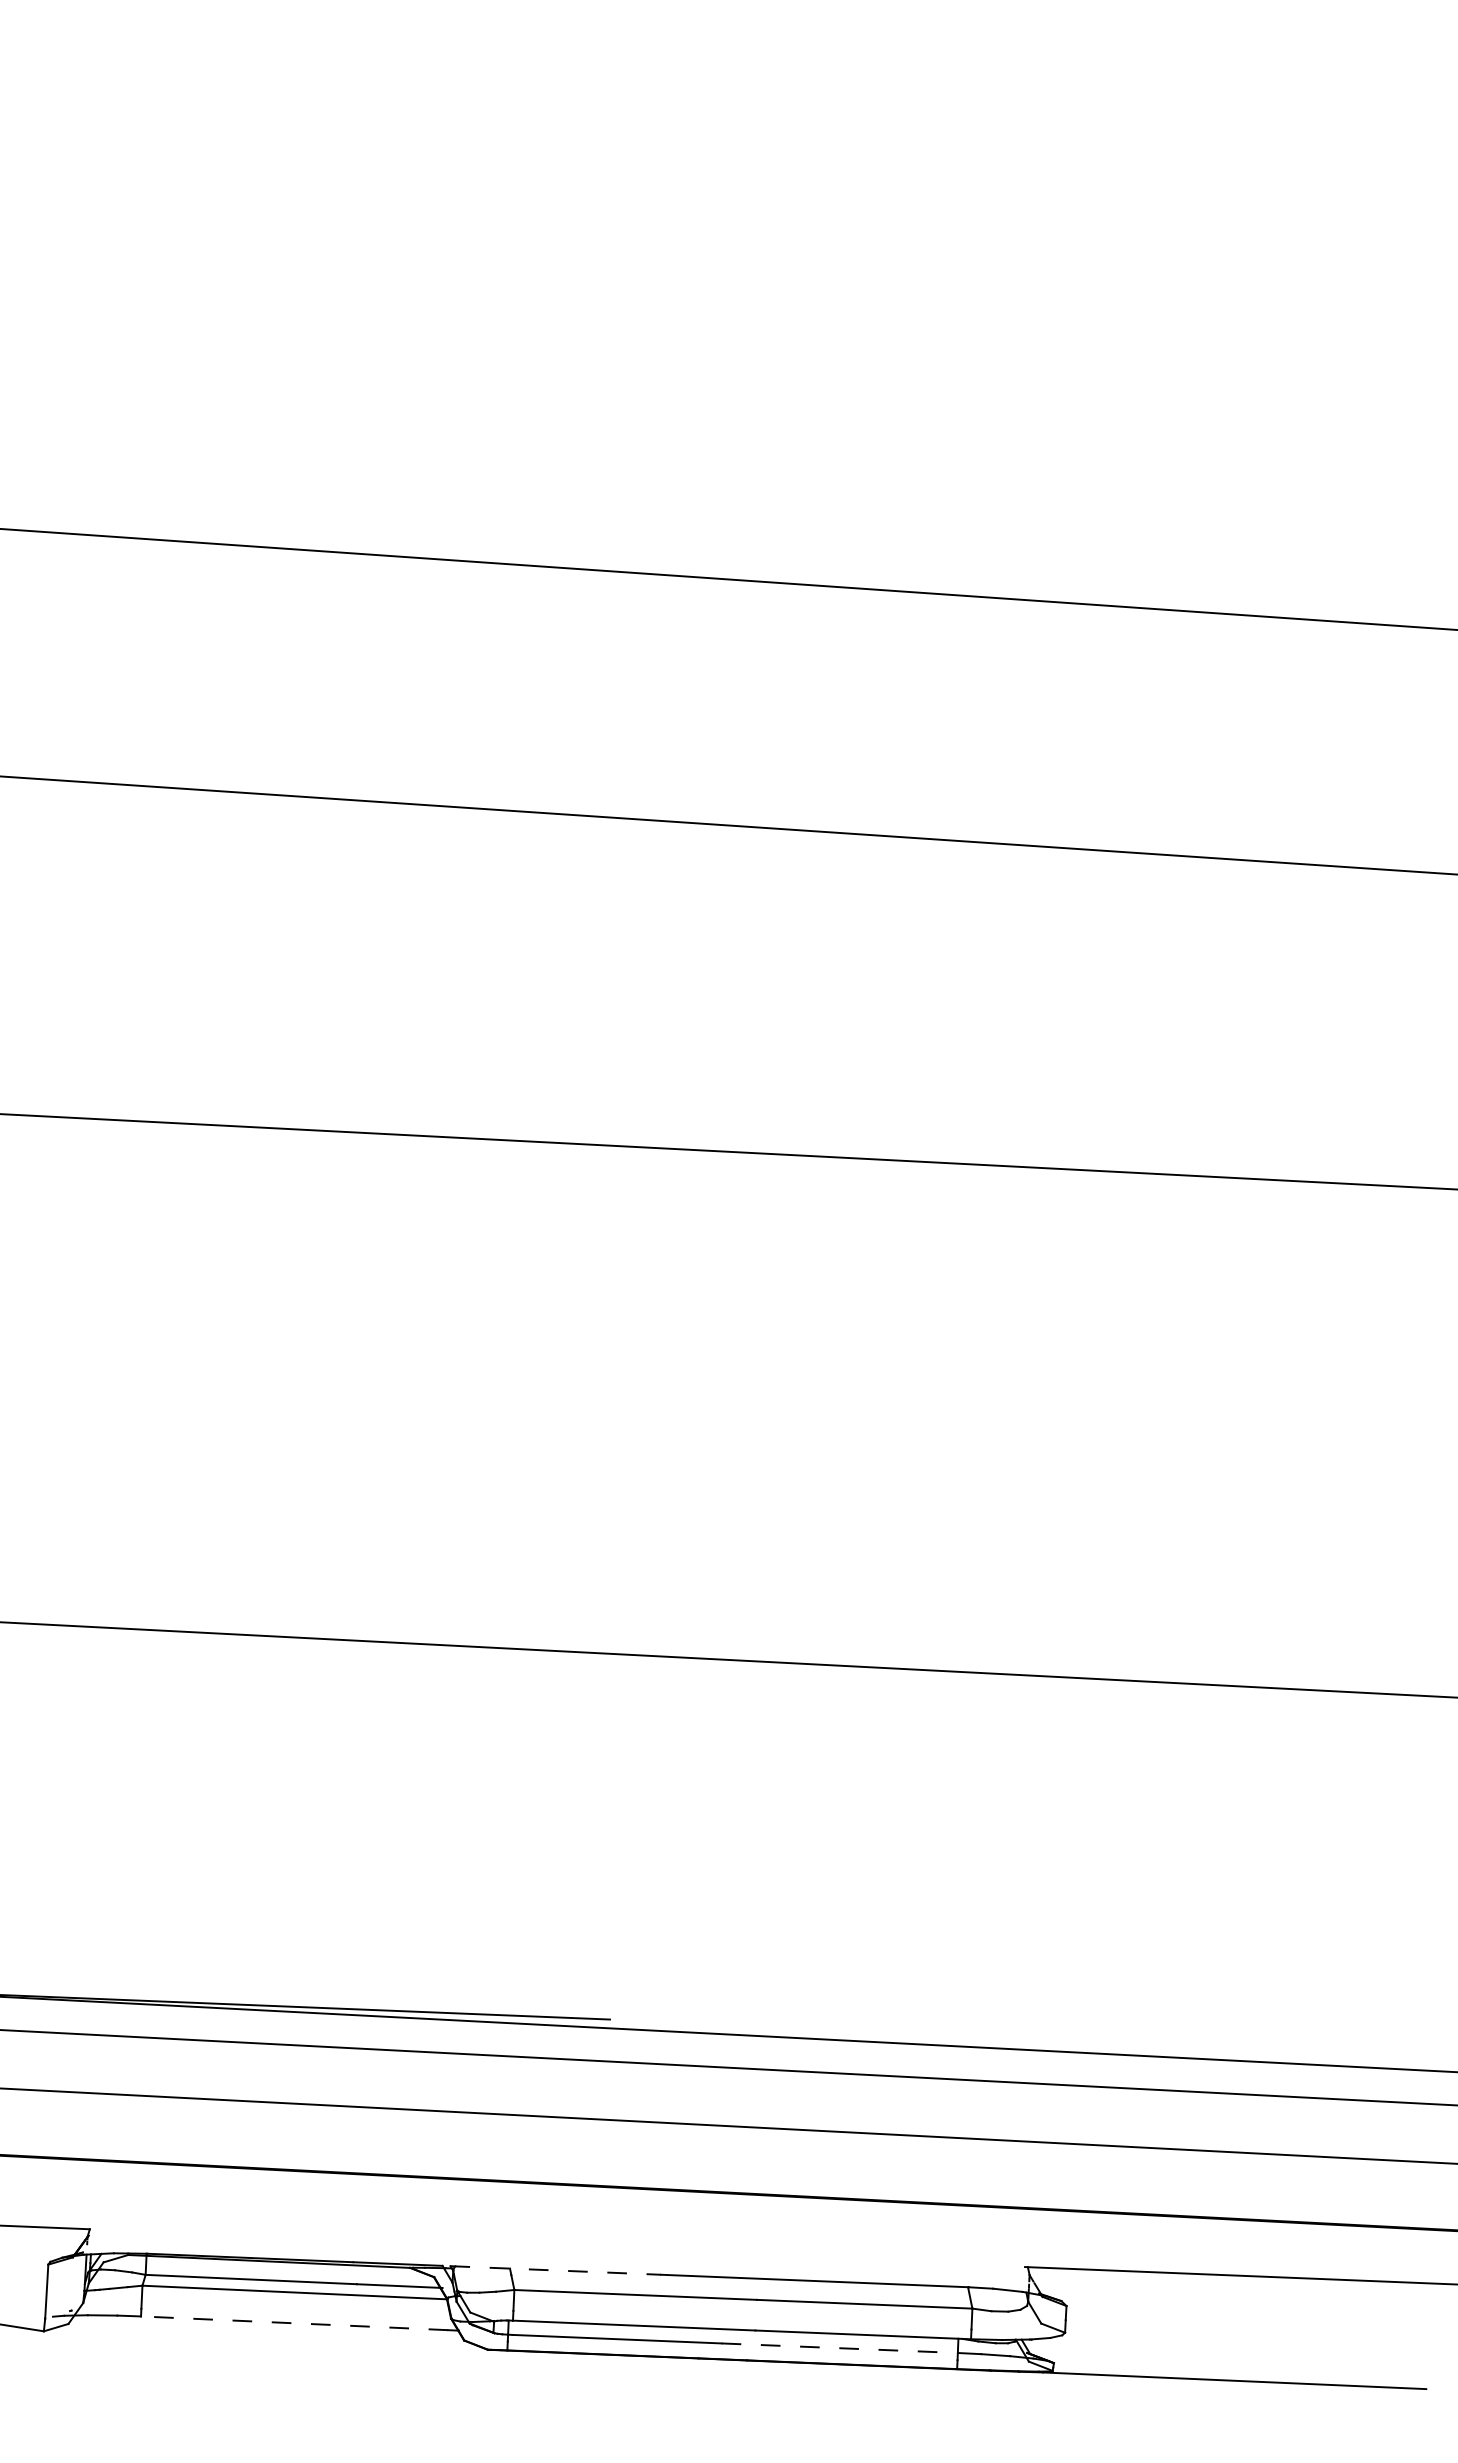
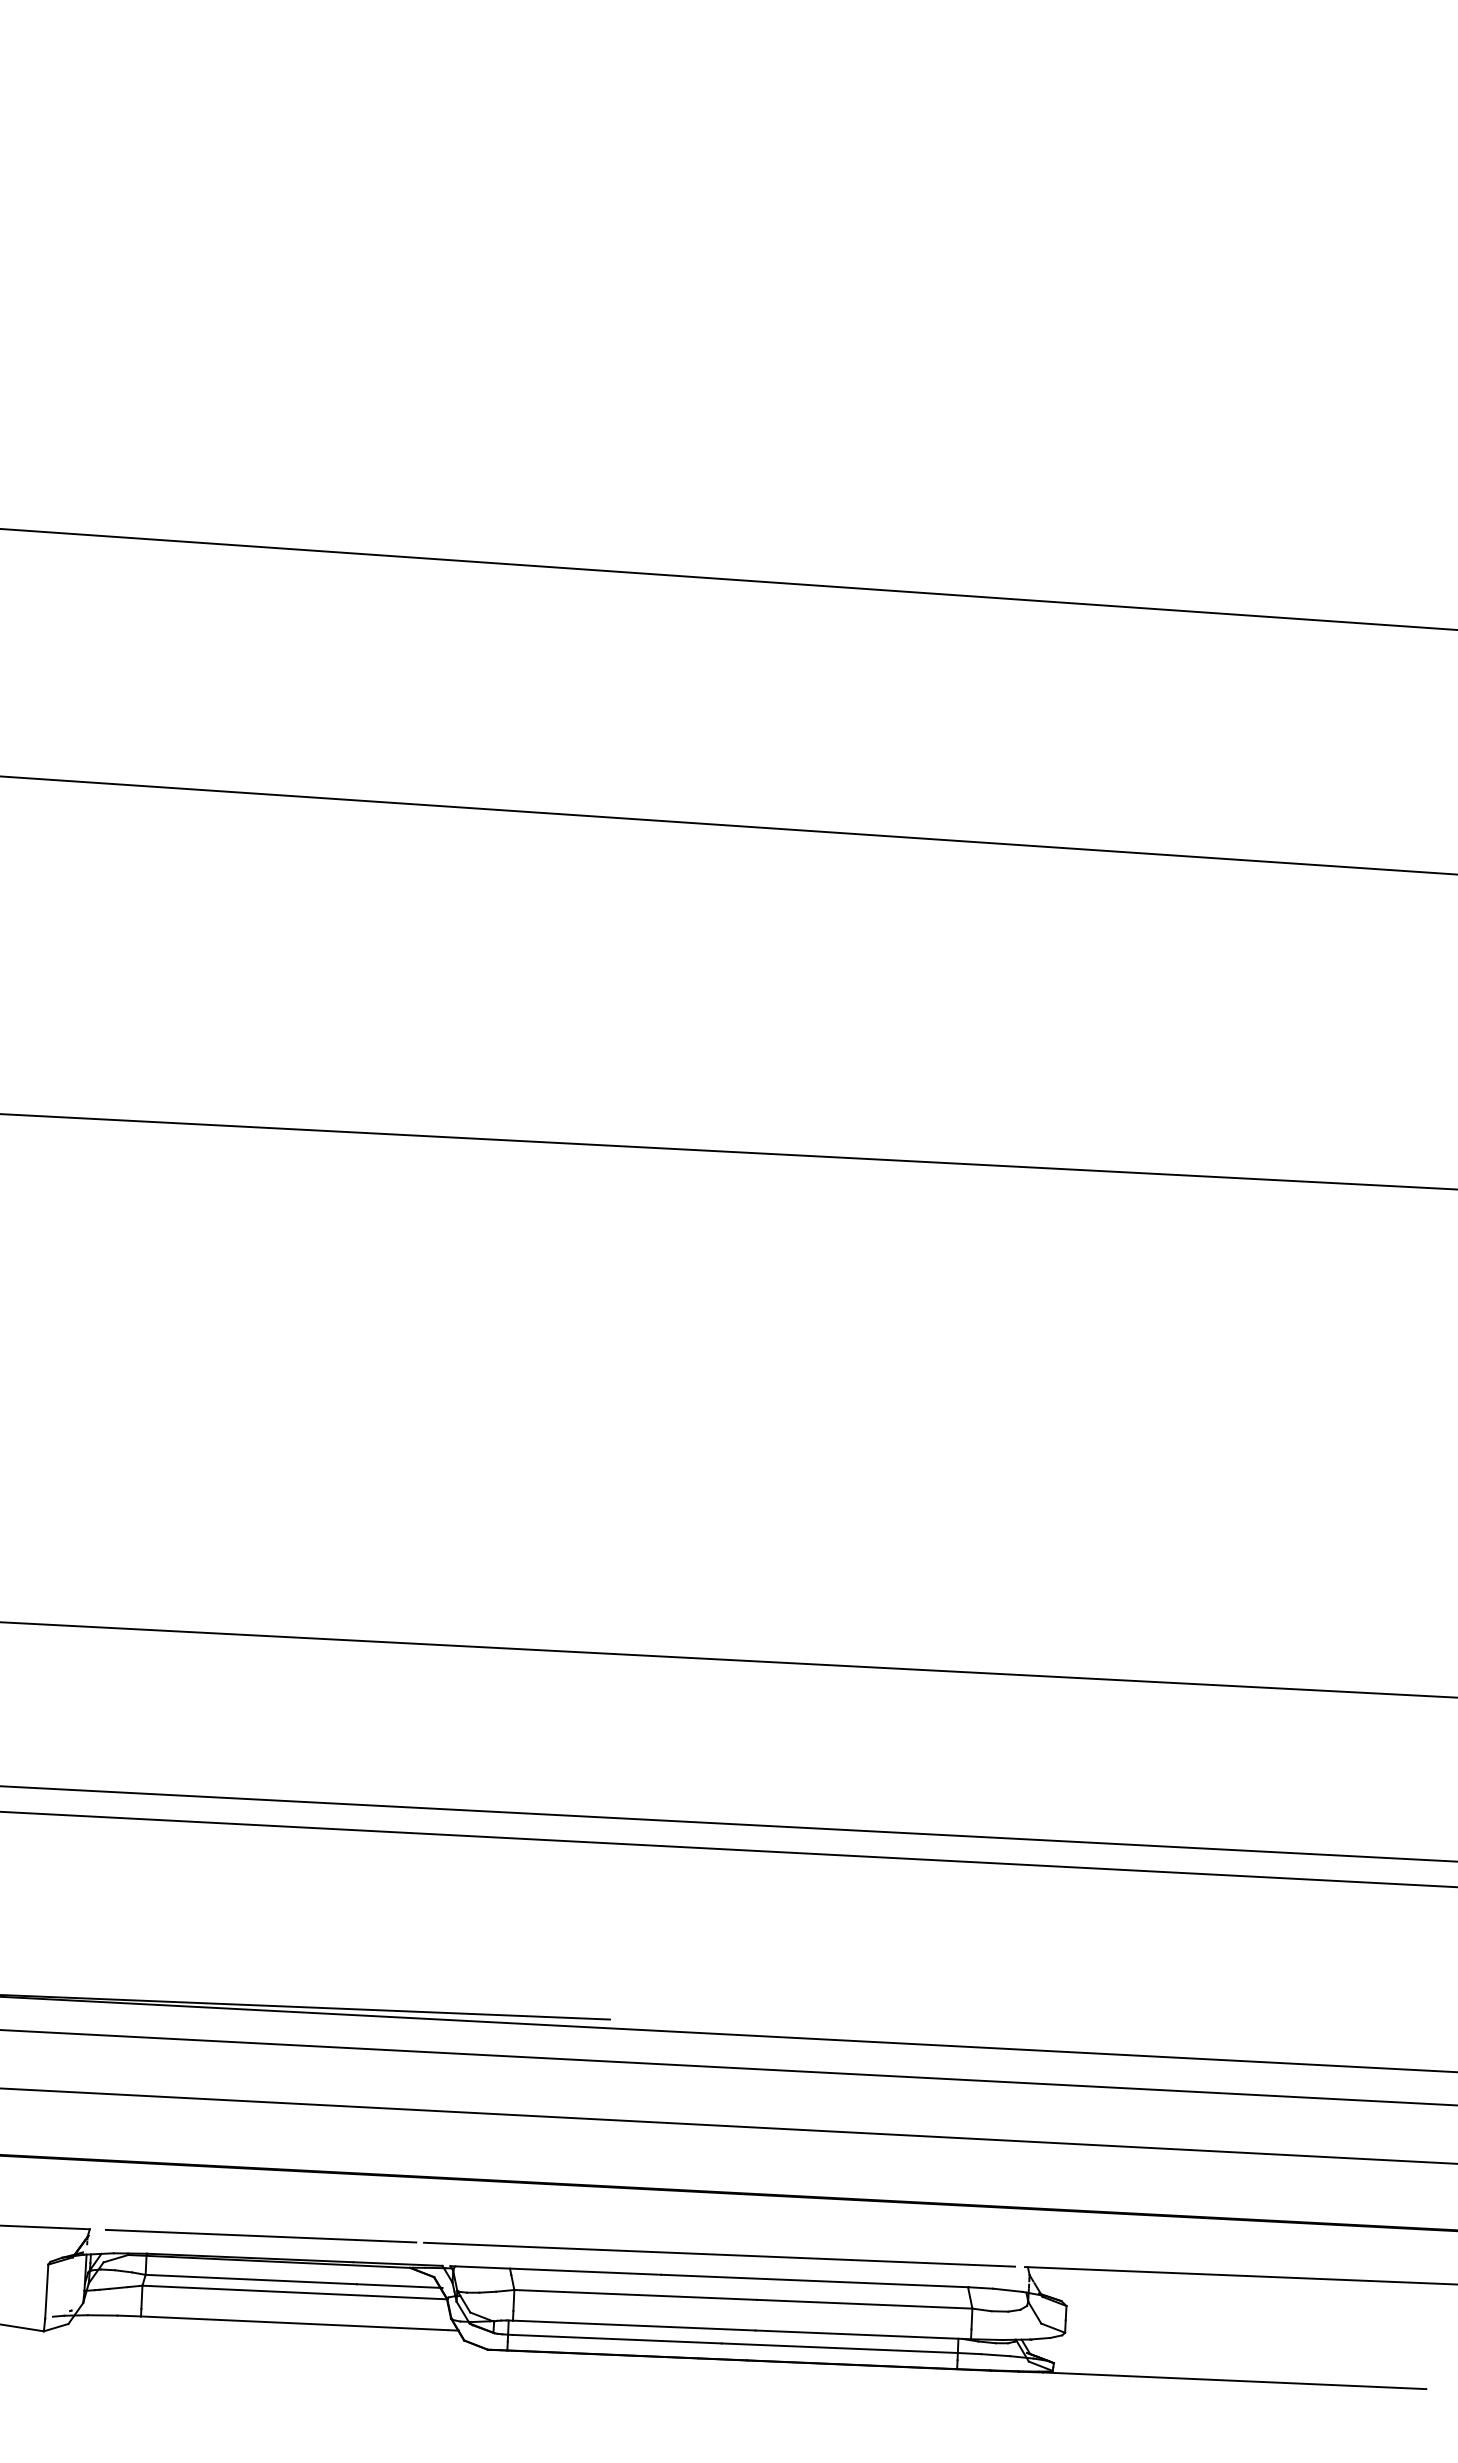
line: none -> present (728, 1823)
line: none -> present (728, 1849)
line: none -> present (260, 2235)
line: none -> present (719, 2254)
line: dashed -> solid (556, 2270)
line: dashed -> solid (294, 2323)
line: dashed -> solid (840, 2348)
